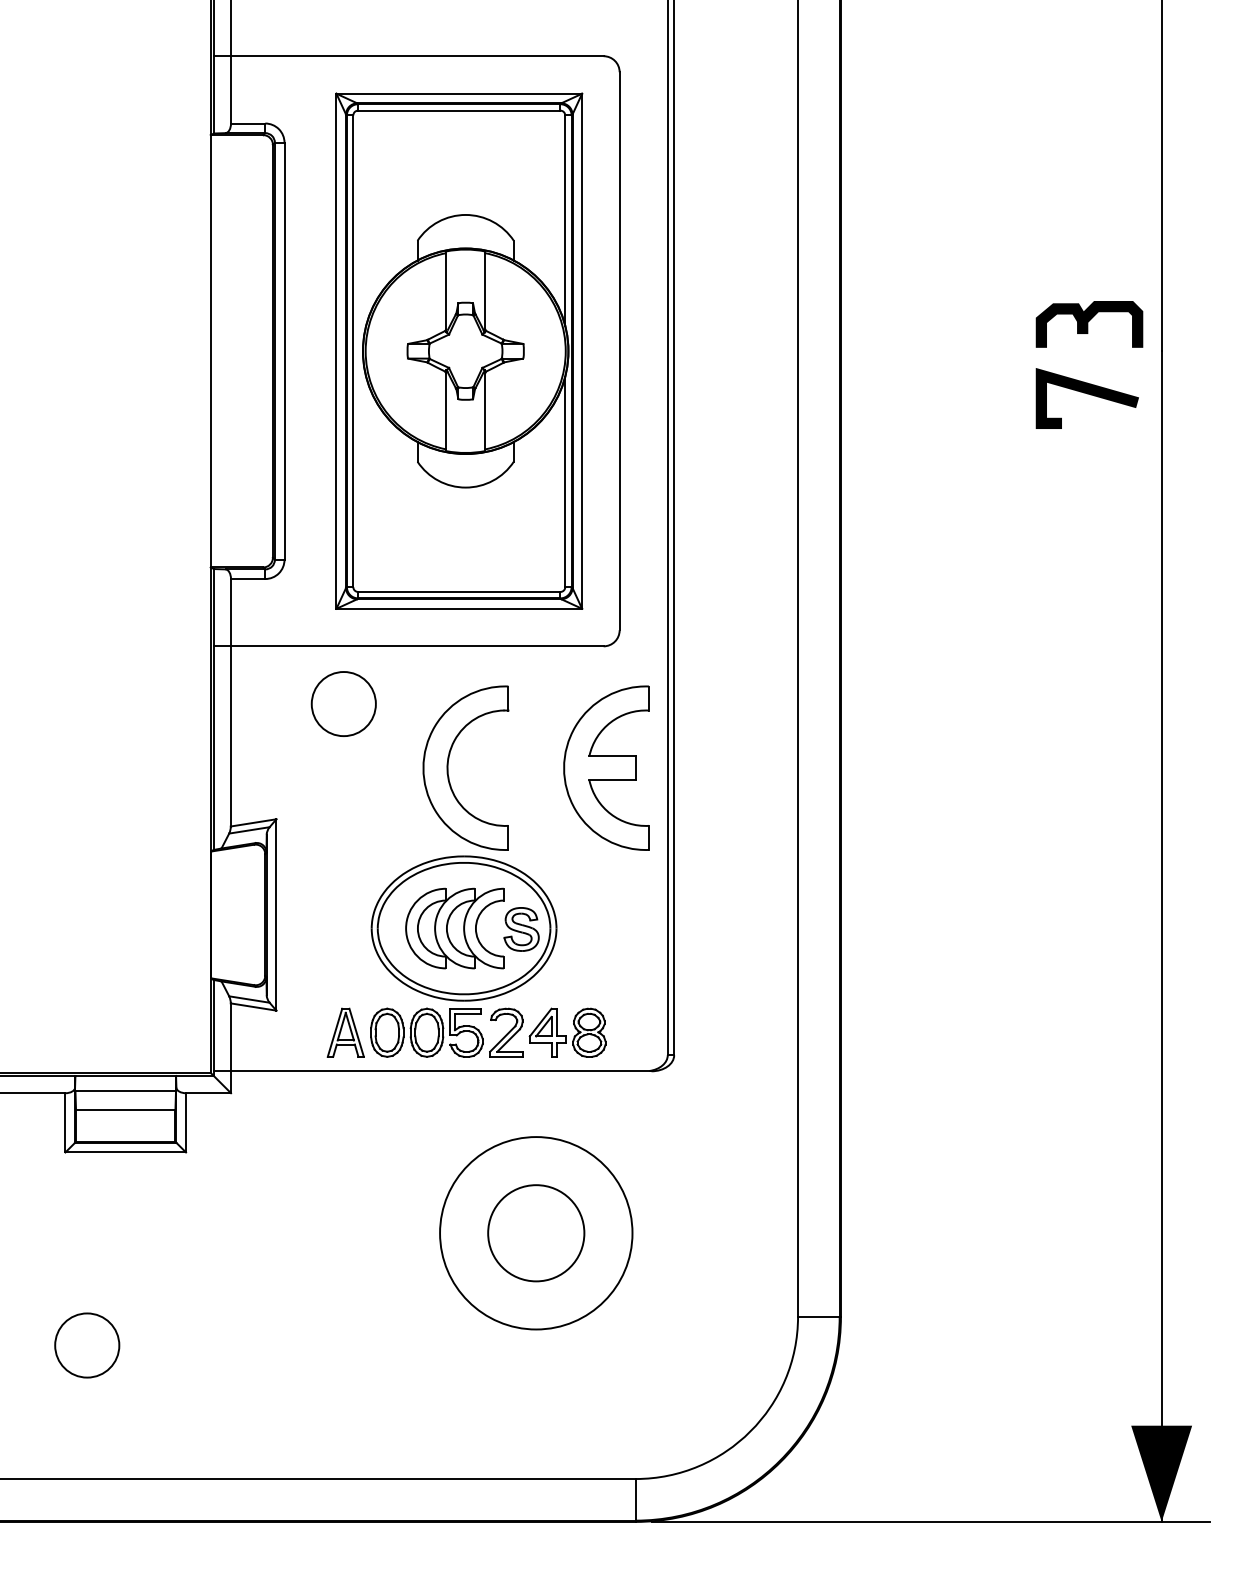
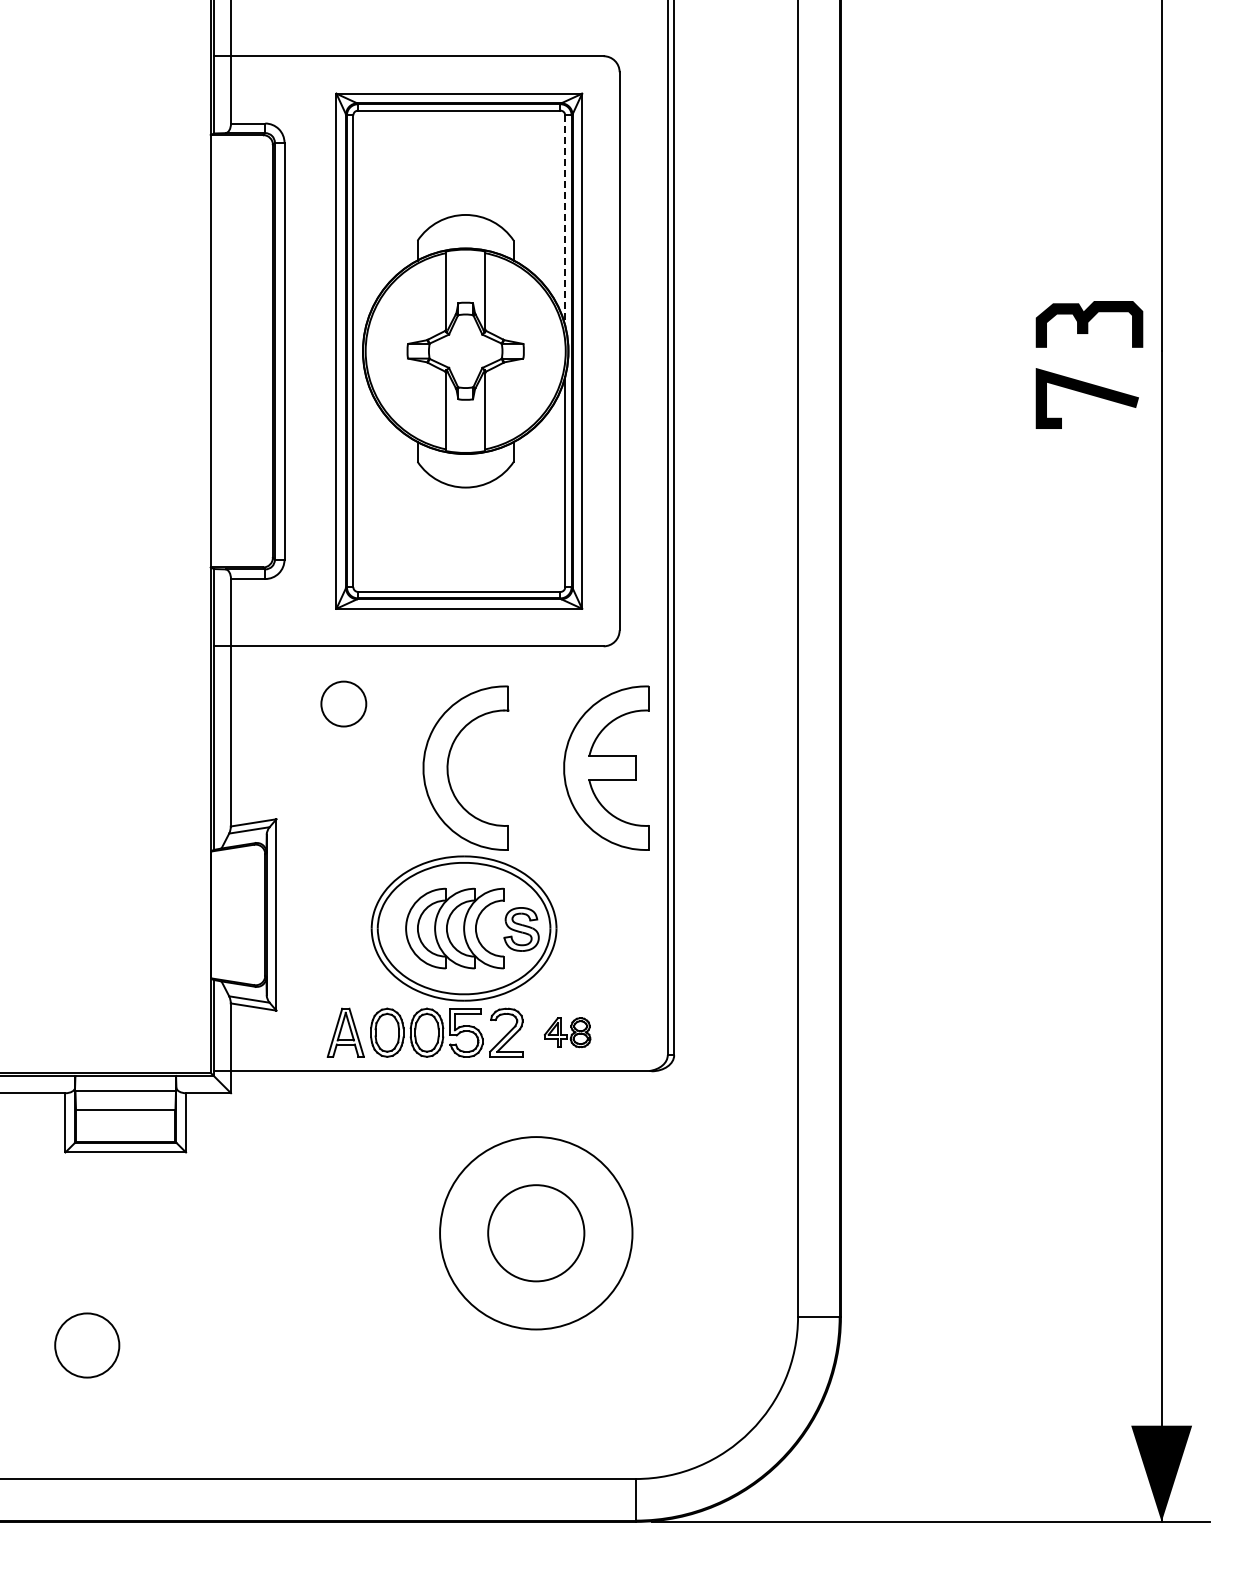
line: solid -> dashed (565, 221)
circle diameter: 64 px -> 45 px (343, 703)
part size: 79x51 px -> 48x32 px (567, 1032)
